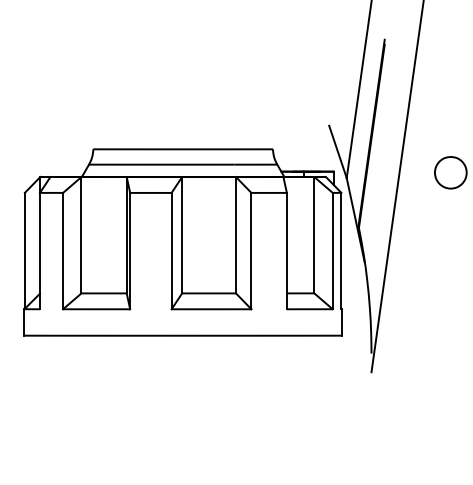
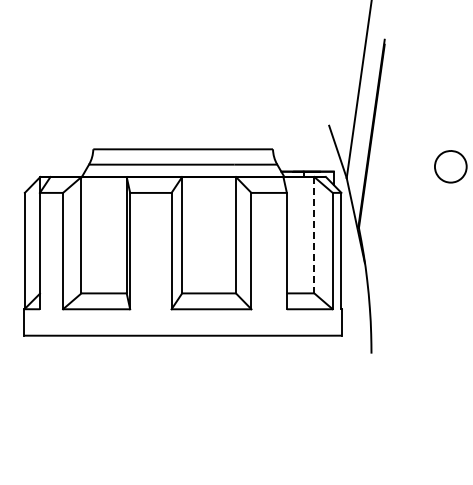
part position: (450, 172) -> (450, 166) (450, 166)
line: present -> none (397, 187)
line: solid -> dashed (314, 235)
